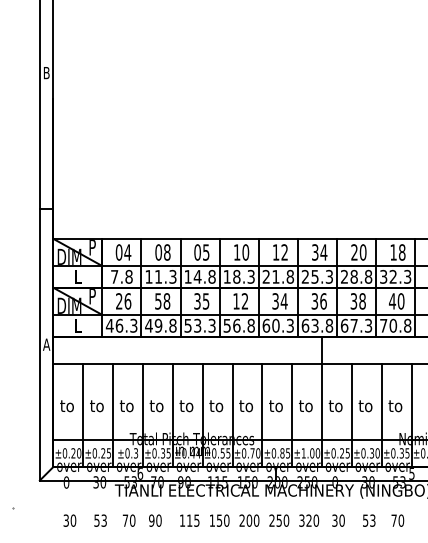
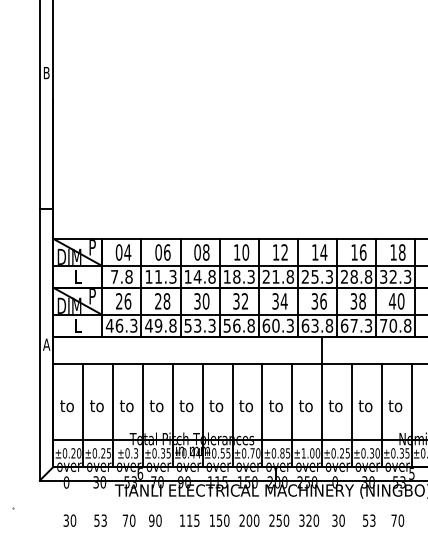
text: 08 -> 06 (167, 252)
text: 05 -> 08 (206, 252)
text: 34 -> 14 (315, 252)
text: 20 -> 16 (358, 252)
text: 58 -> 28 (158, 301)
text: 35 -> 30 (205, 301)
text: 12 -> 32 (236, 301)
